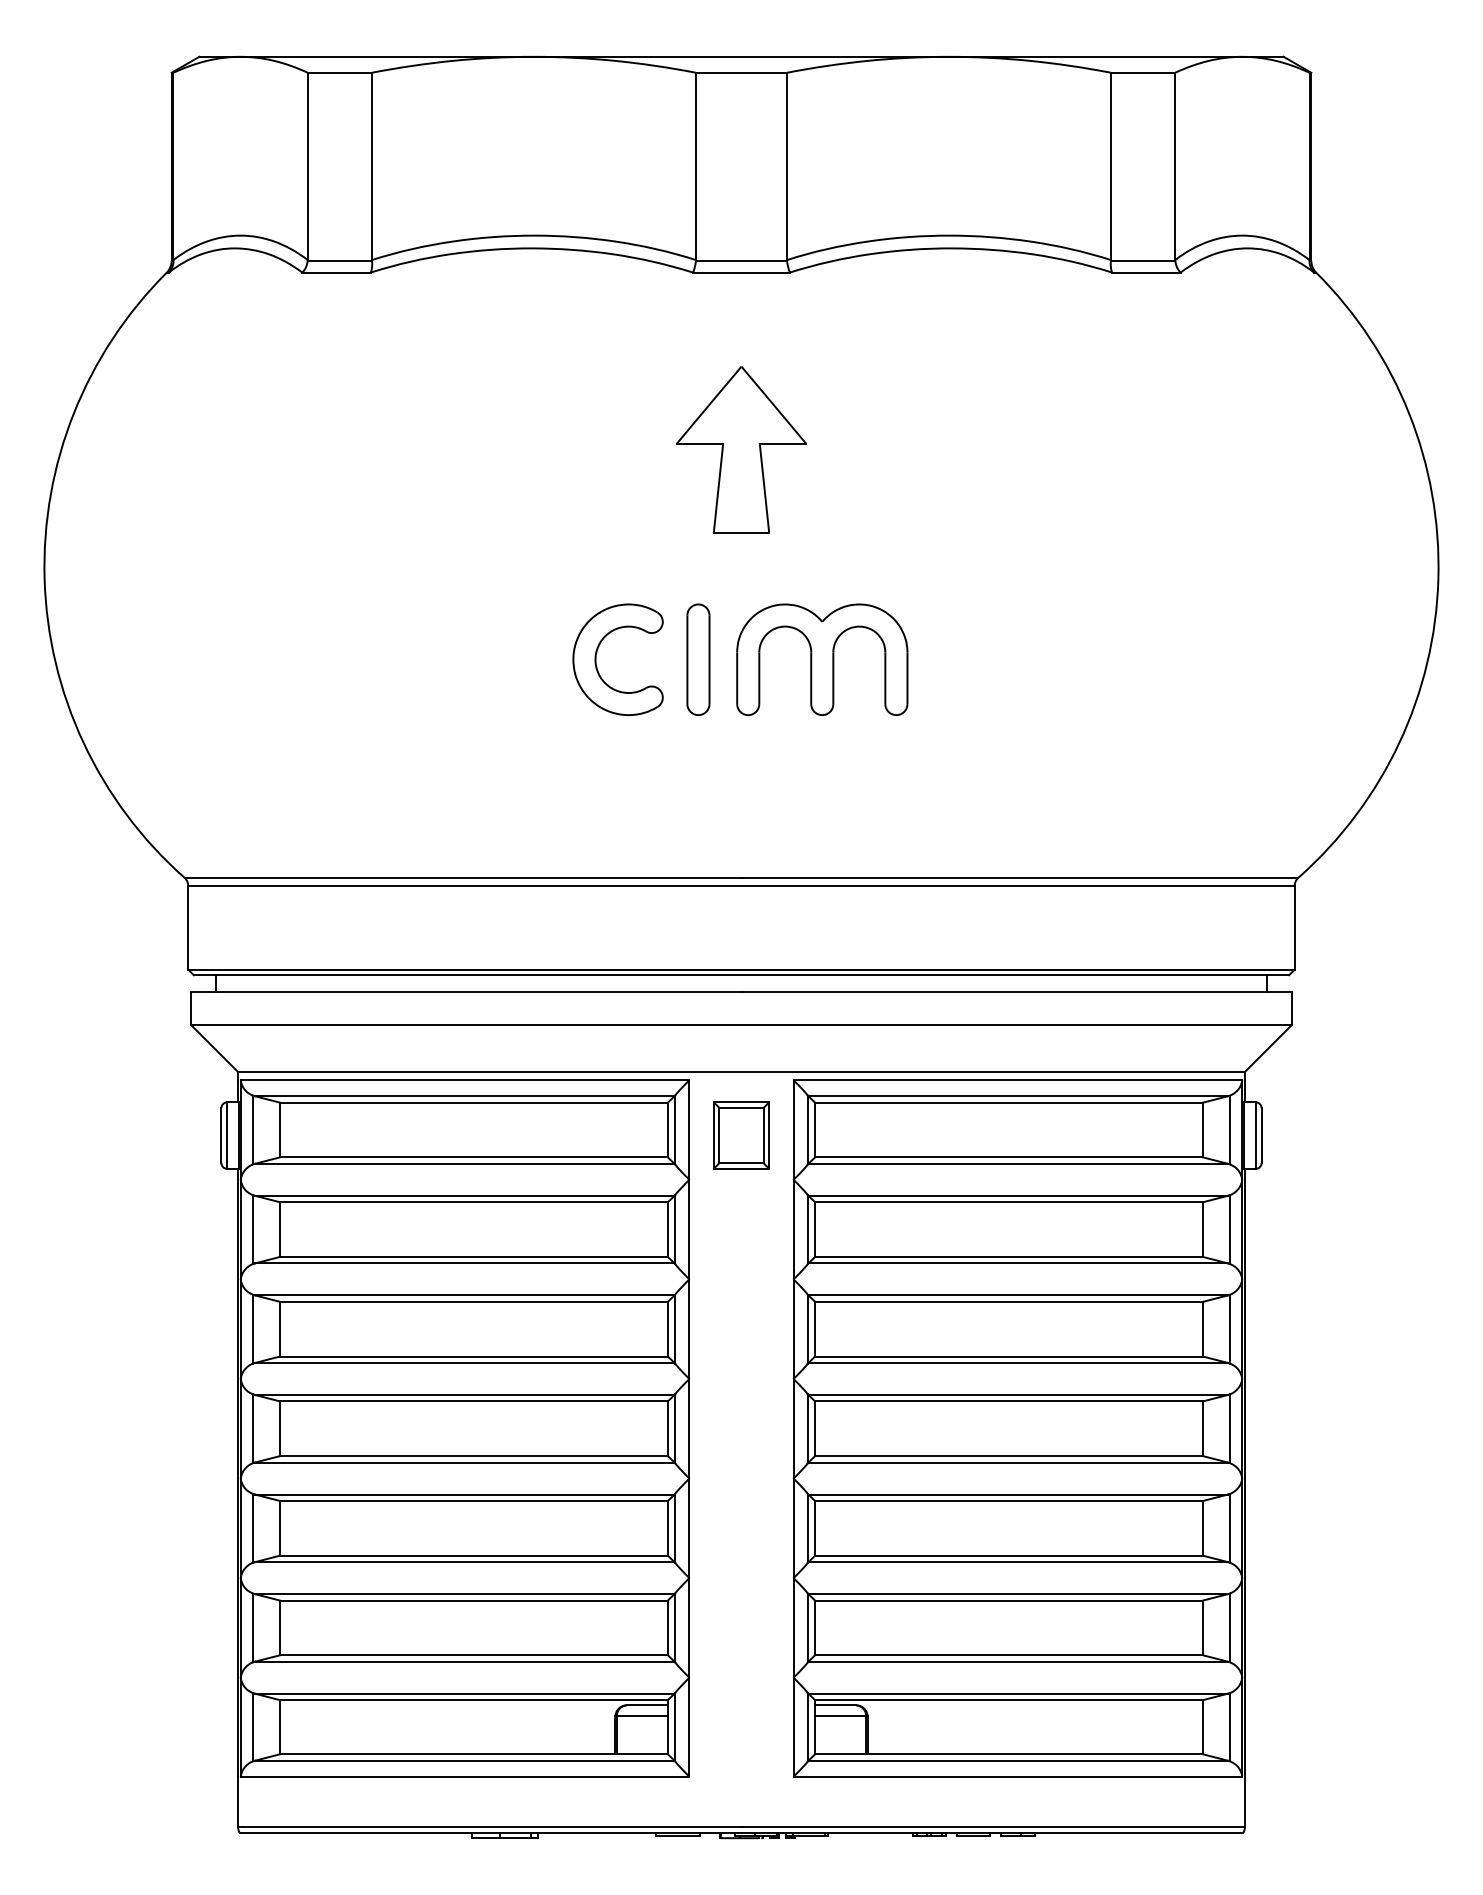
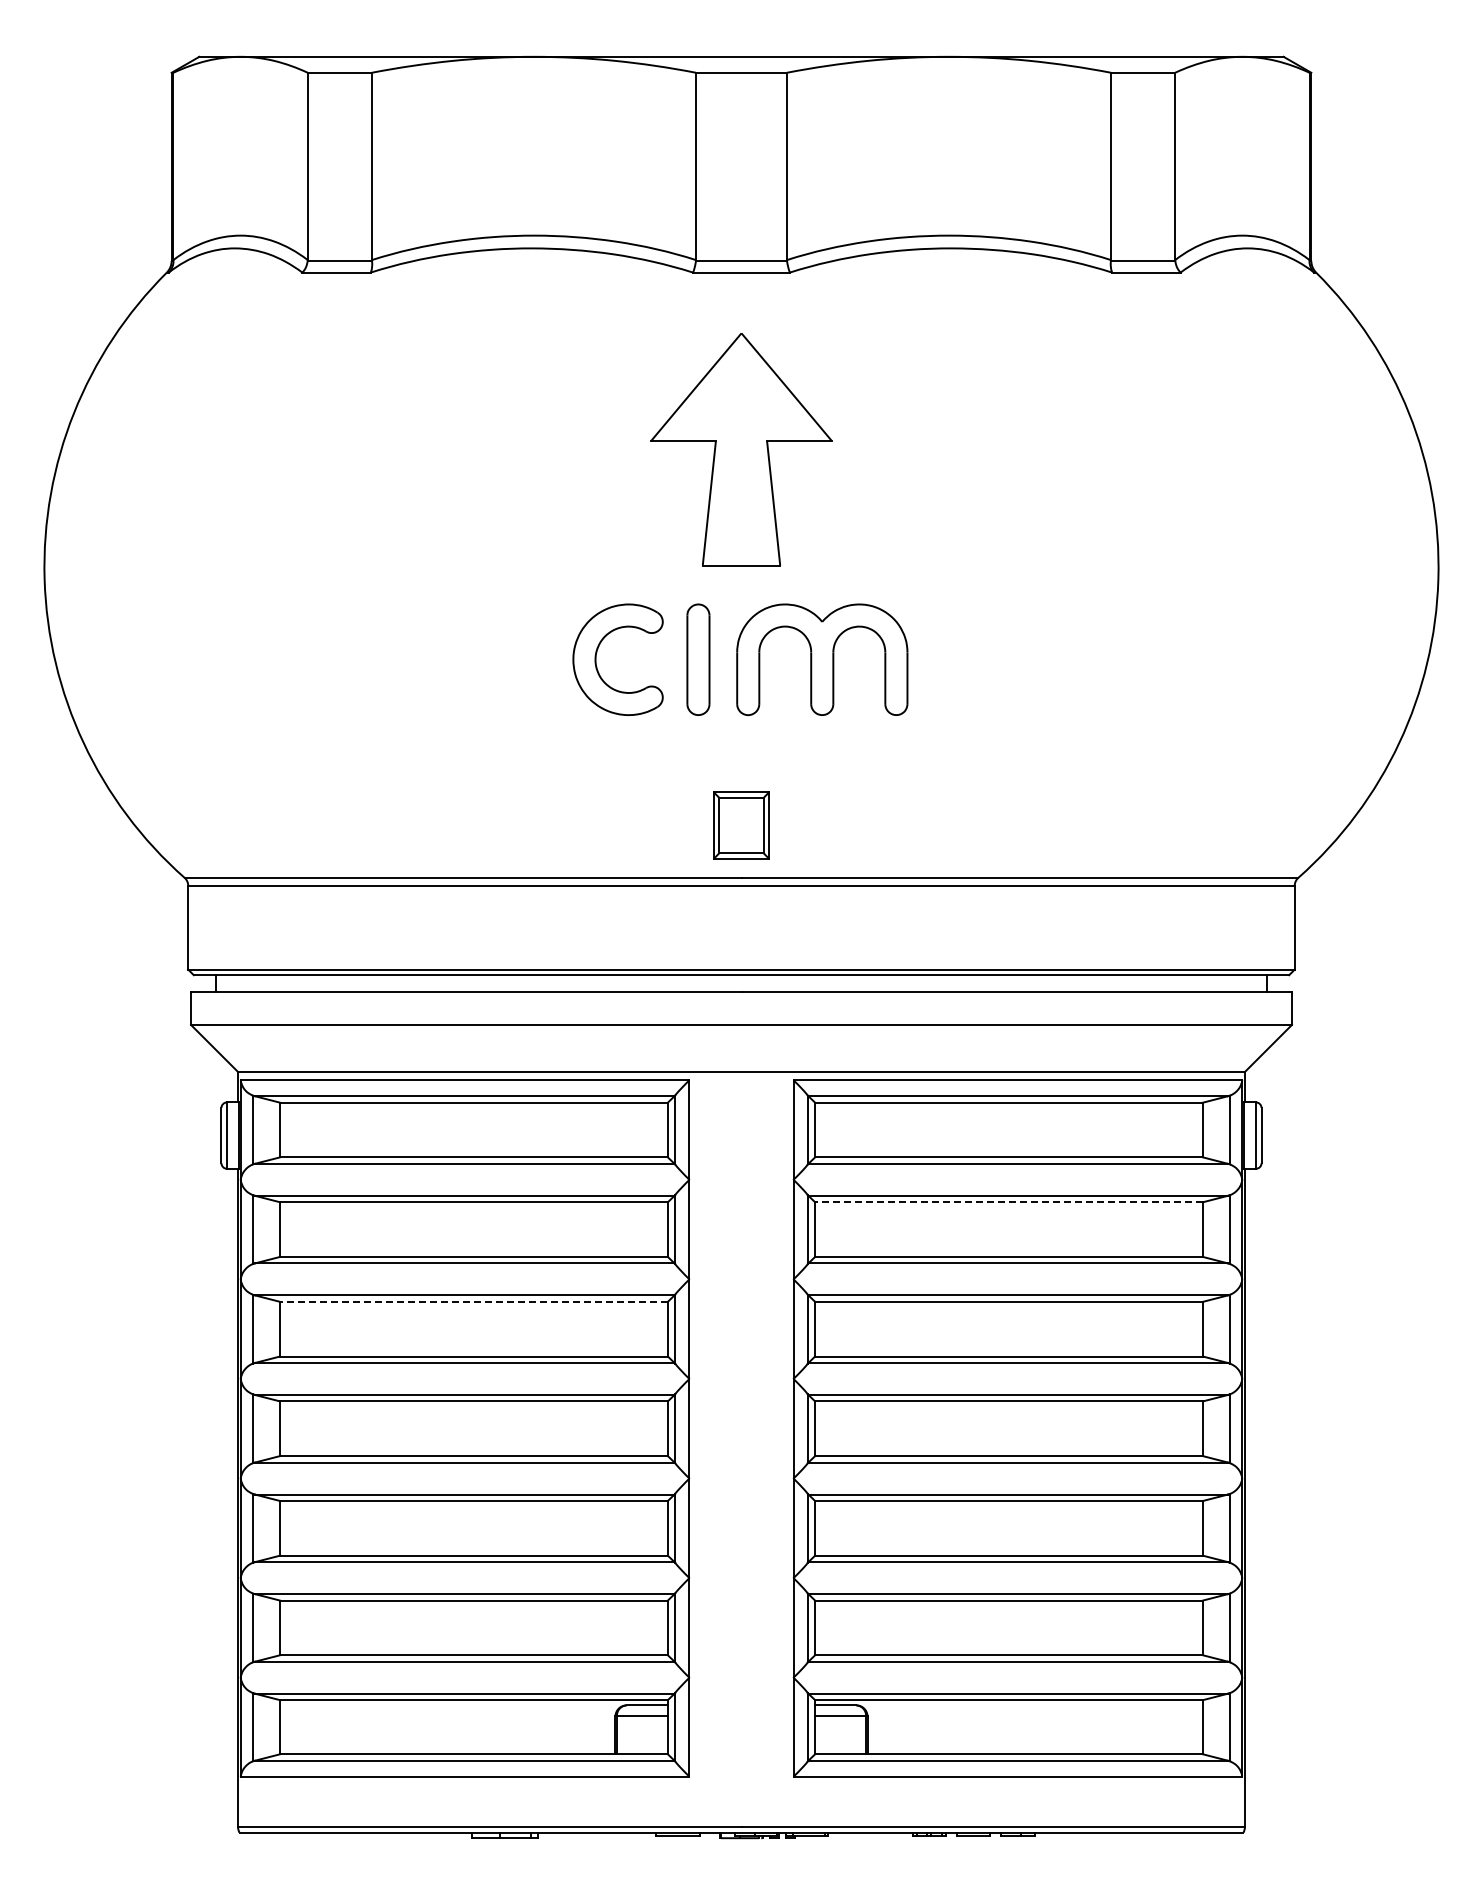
part size: 131x168 px -> 183x234 px (741, 449)
part position: (741, 1135) -> (741, 825) (741, 825)
line: solid -> dashed (1008, 1202)
line: solid -> dashed (473, 1301)
